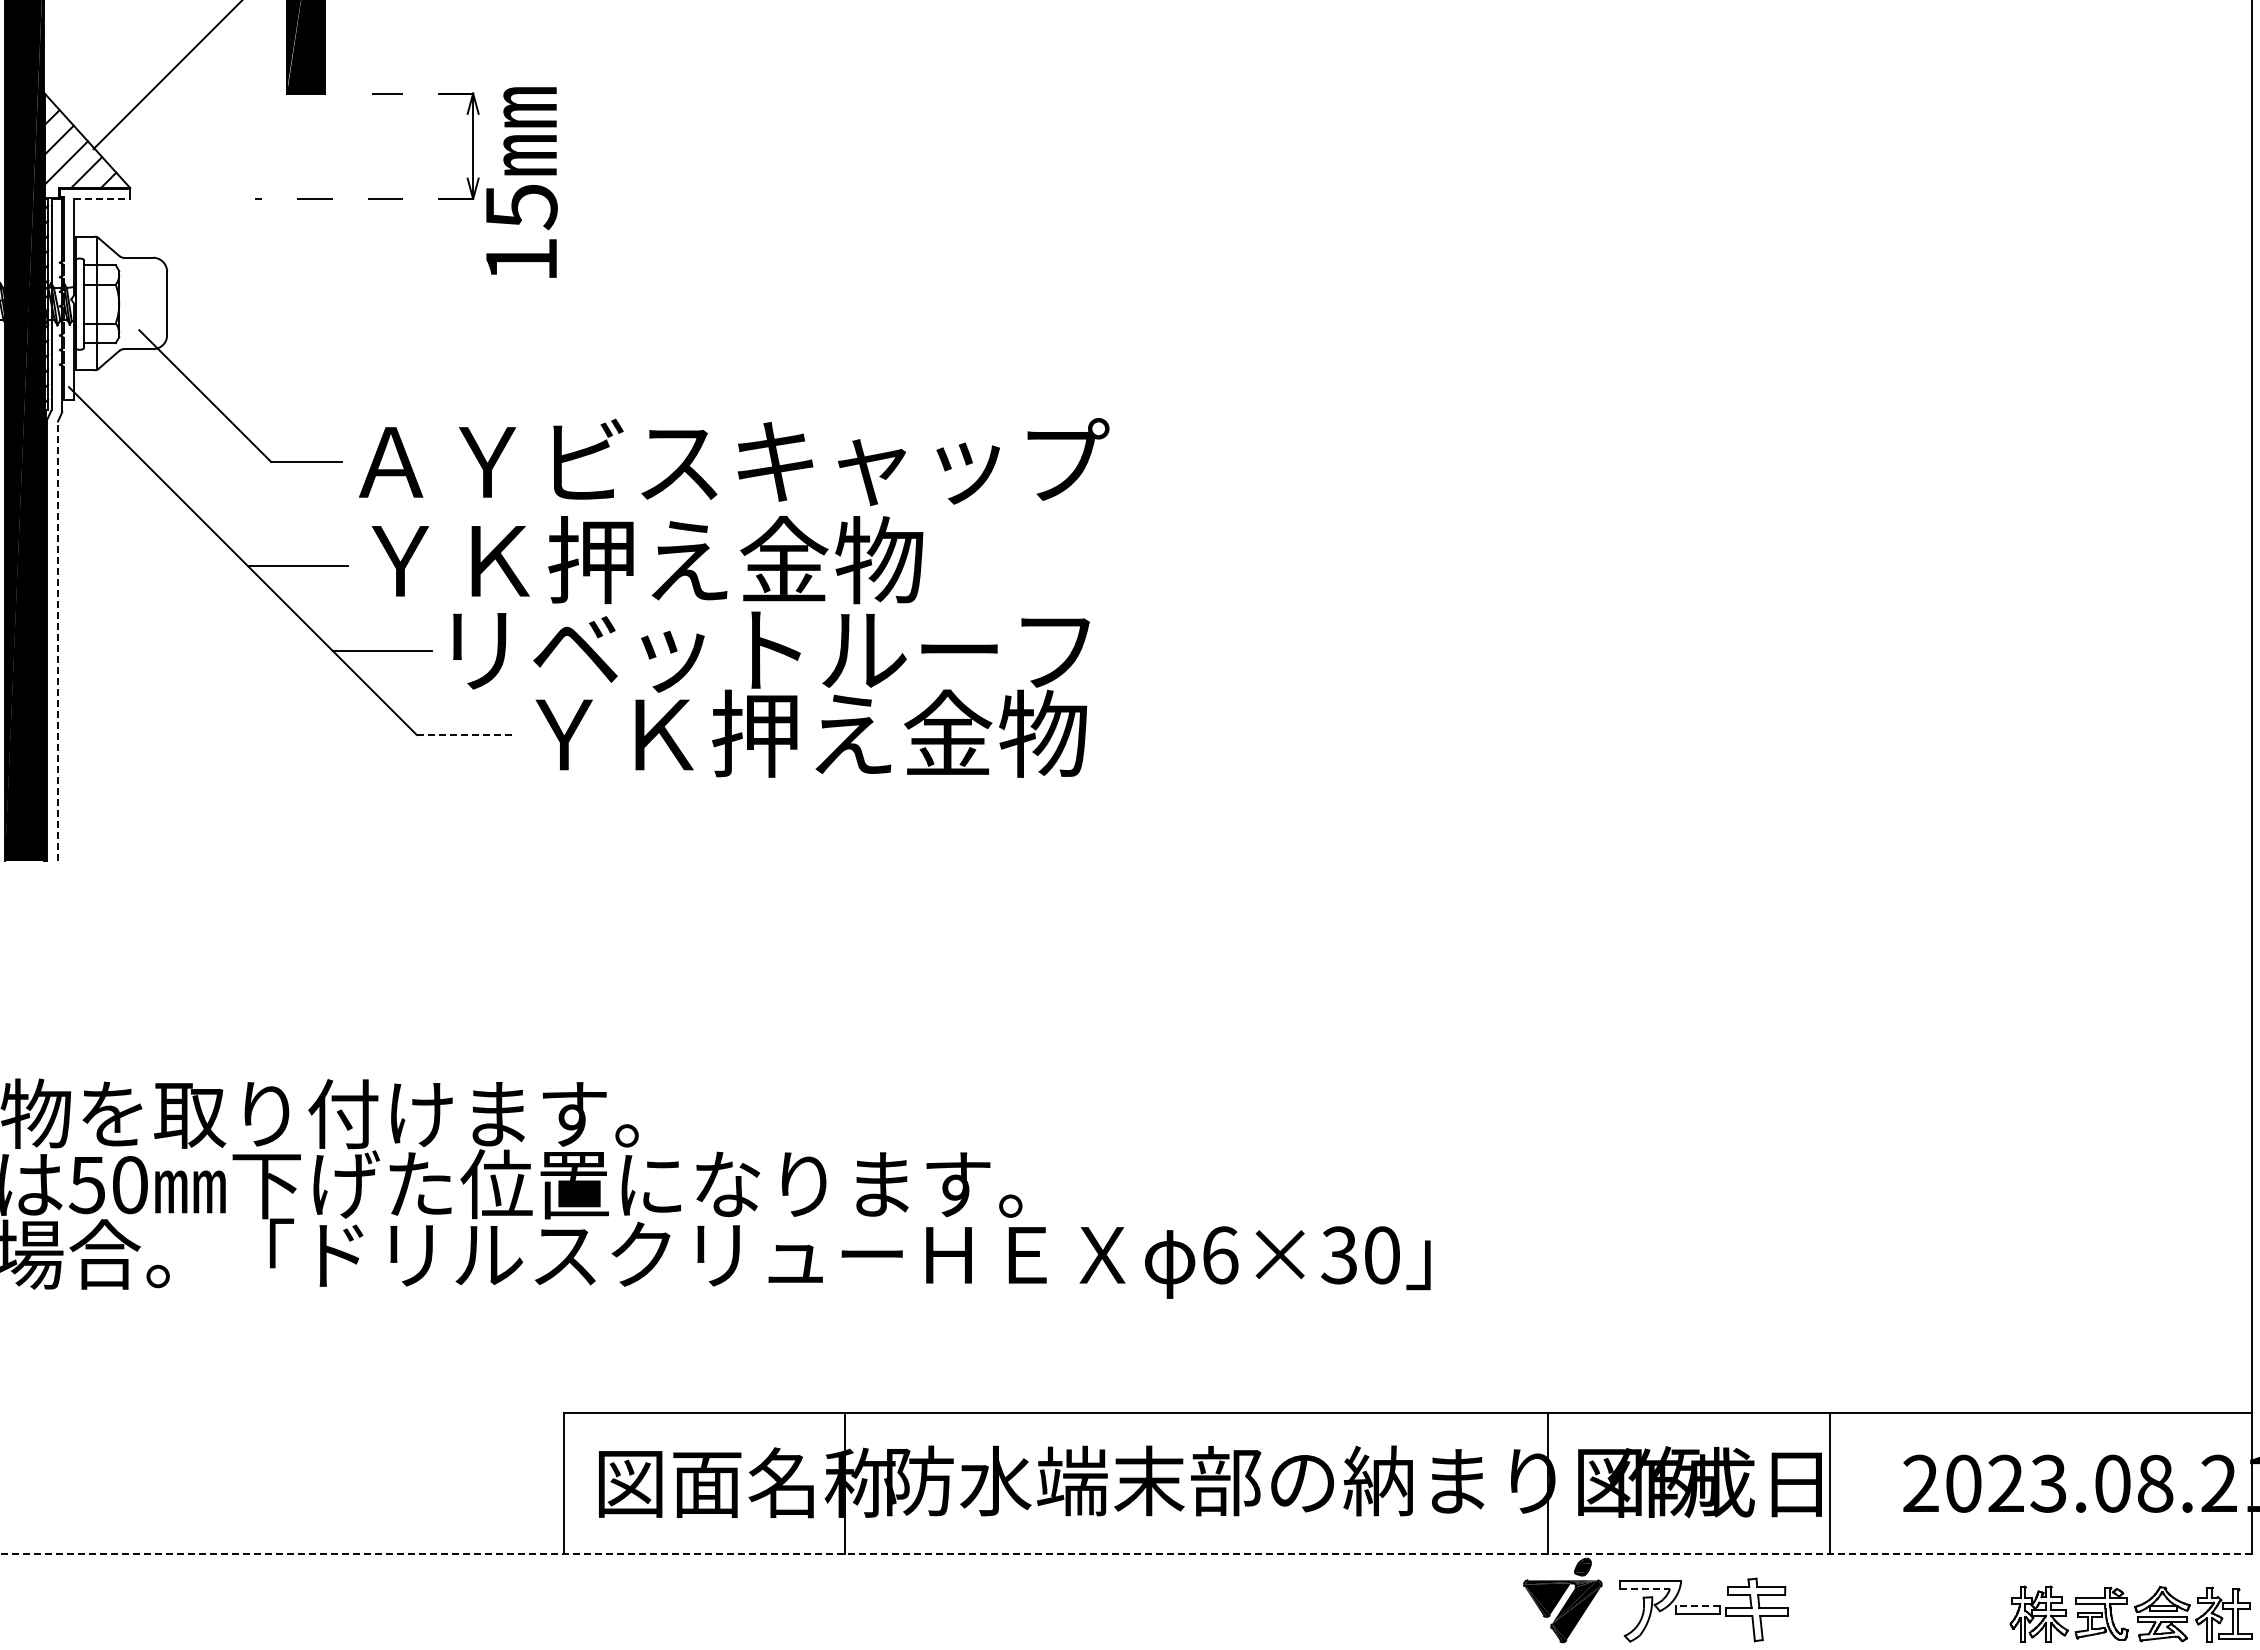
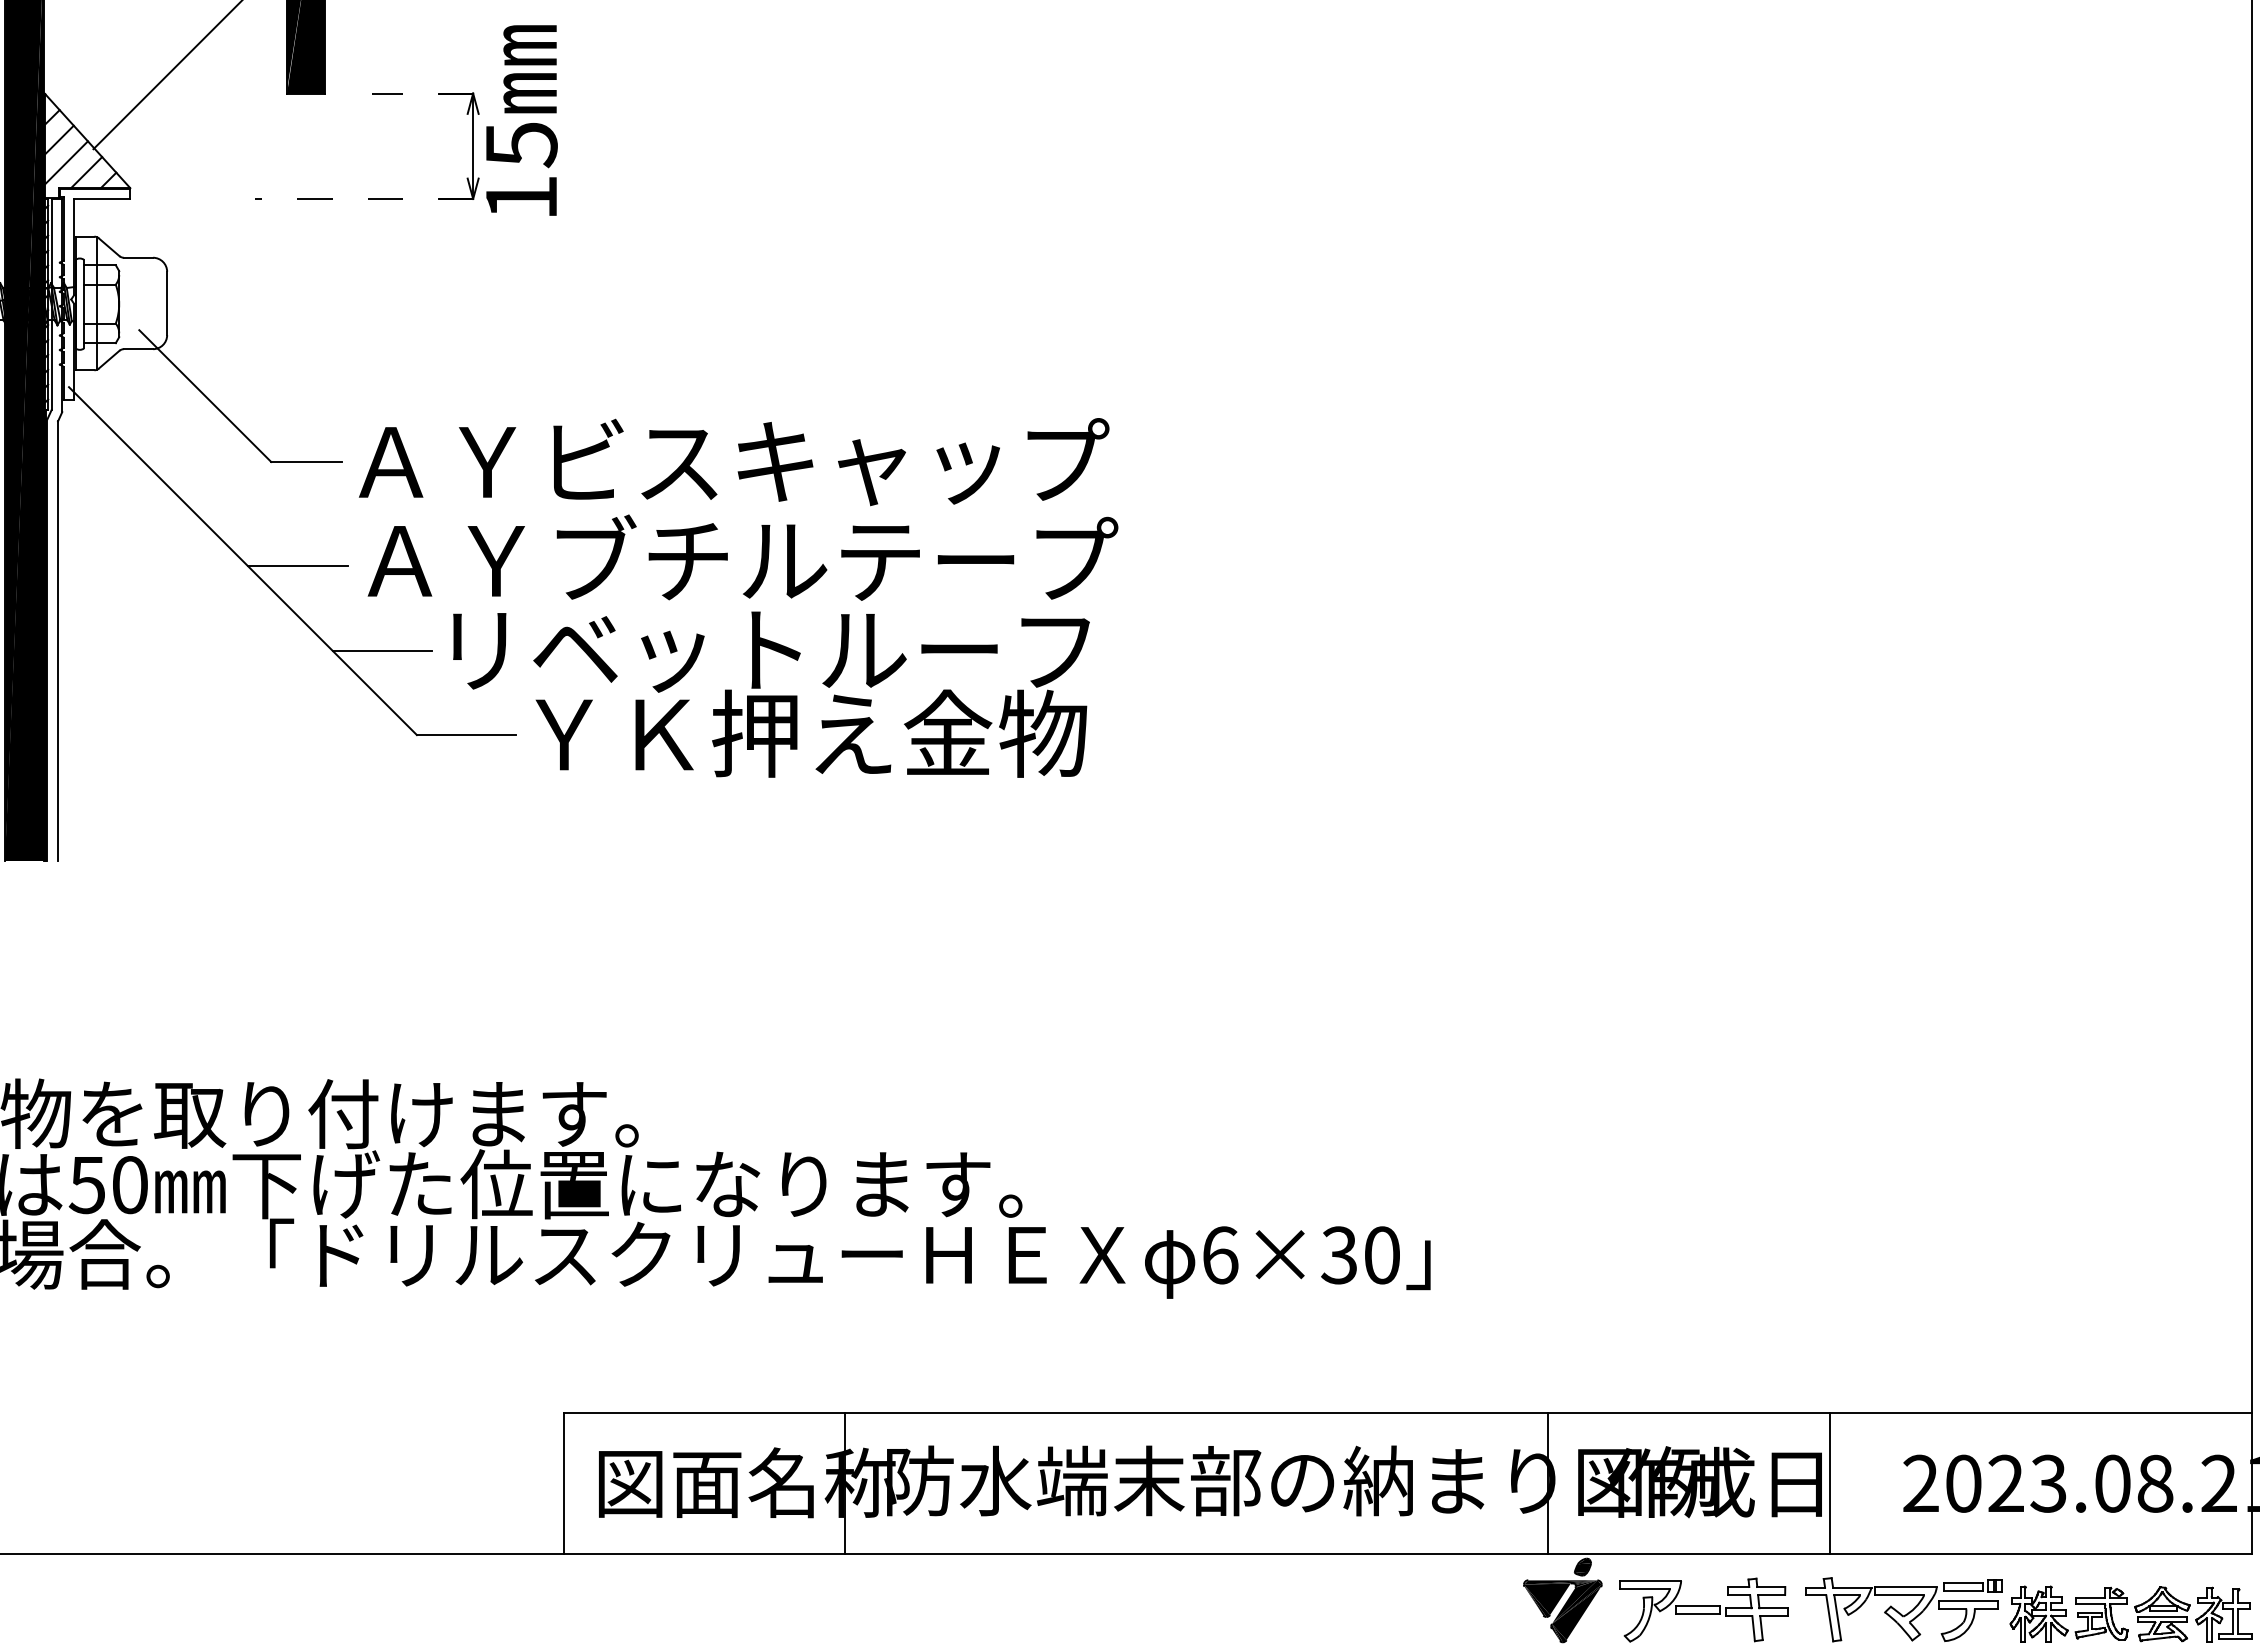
text position: (521, 182) -> (521, 120) (521, 120)
line: dashed -> solid (102, 199)
text: ＹＫ押え金物 -> ＡＹブチルテープ (742, 559)
line: dashed -> solid (58, 641)
line: dashed -> solid (466, 735)
line: dashed -> solid (1125, 1554)
line: dashed -> solid (1645, 1588)
line: dashed -> solid (1697, 1605)
part: none -> present (1903, 1609)
